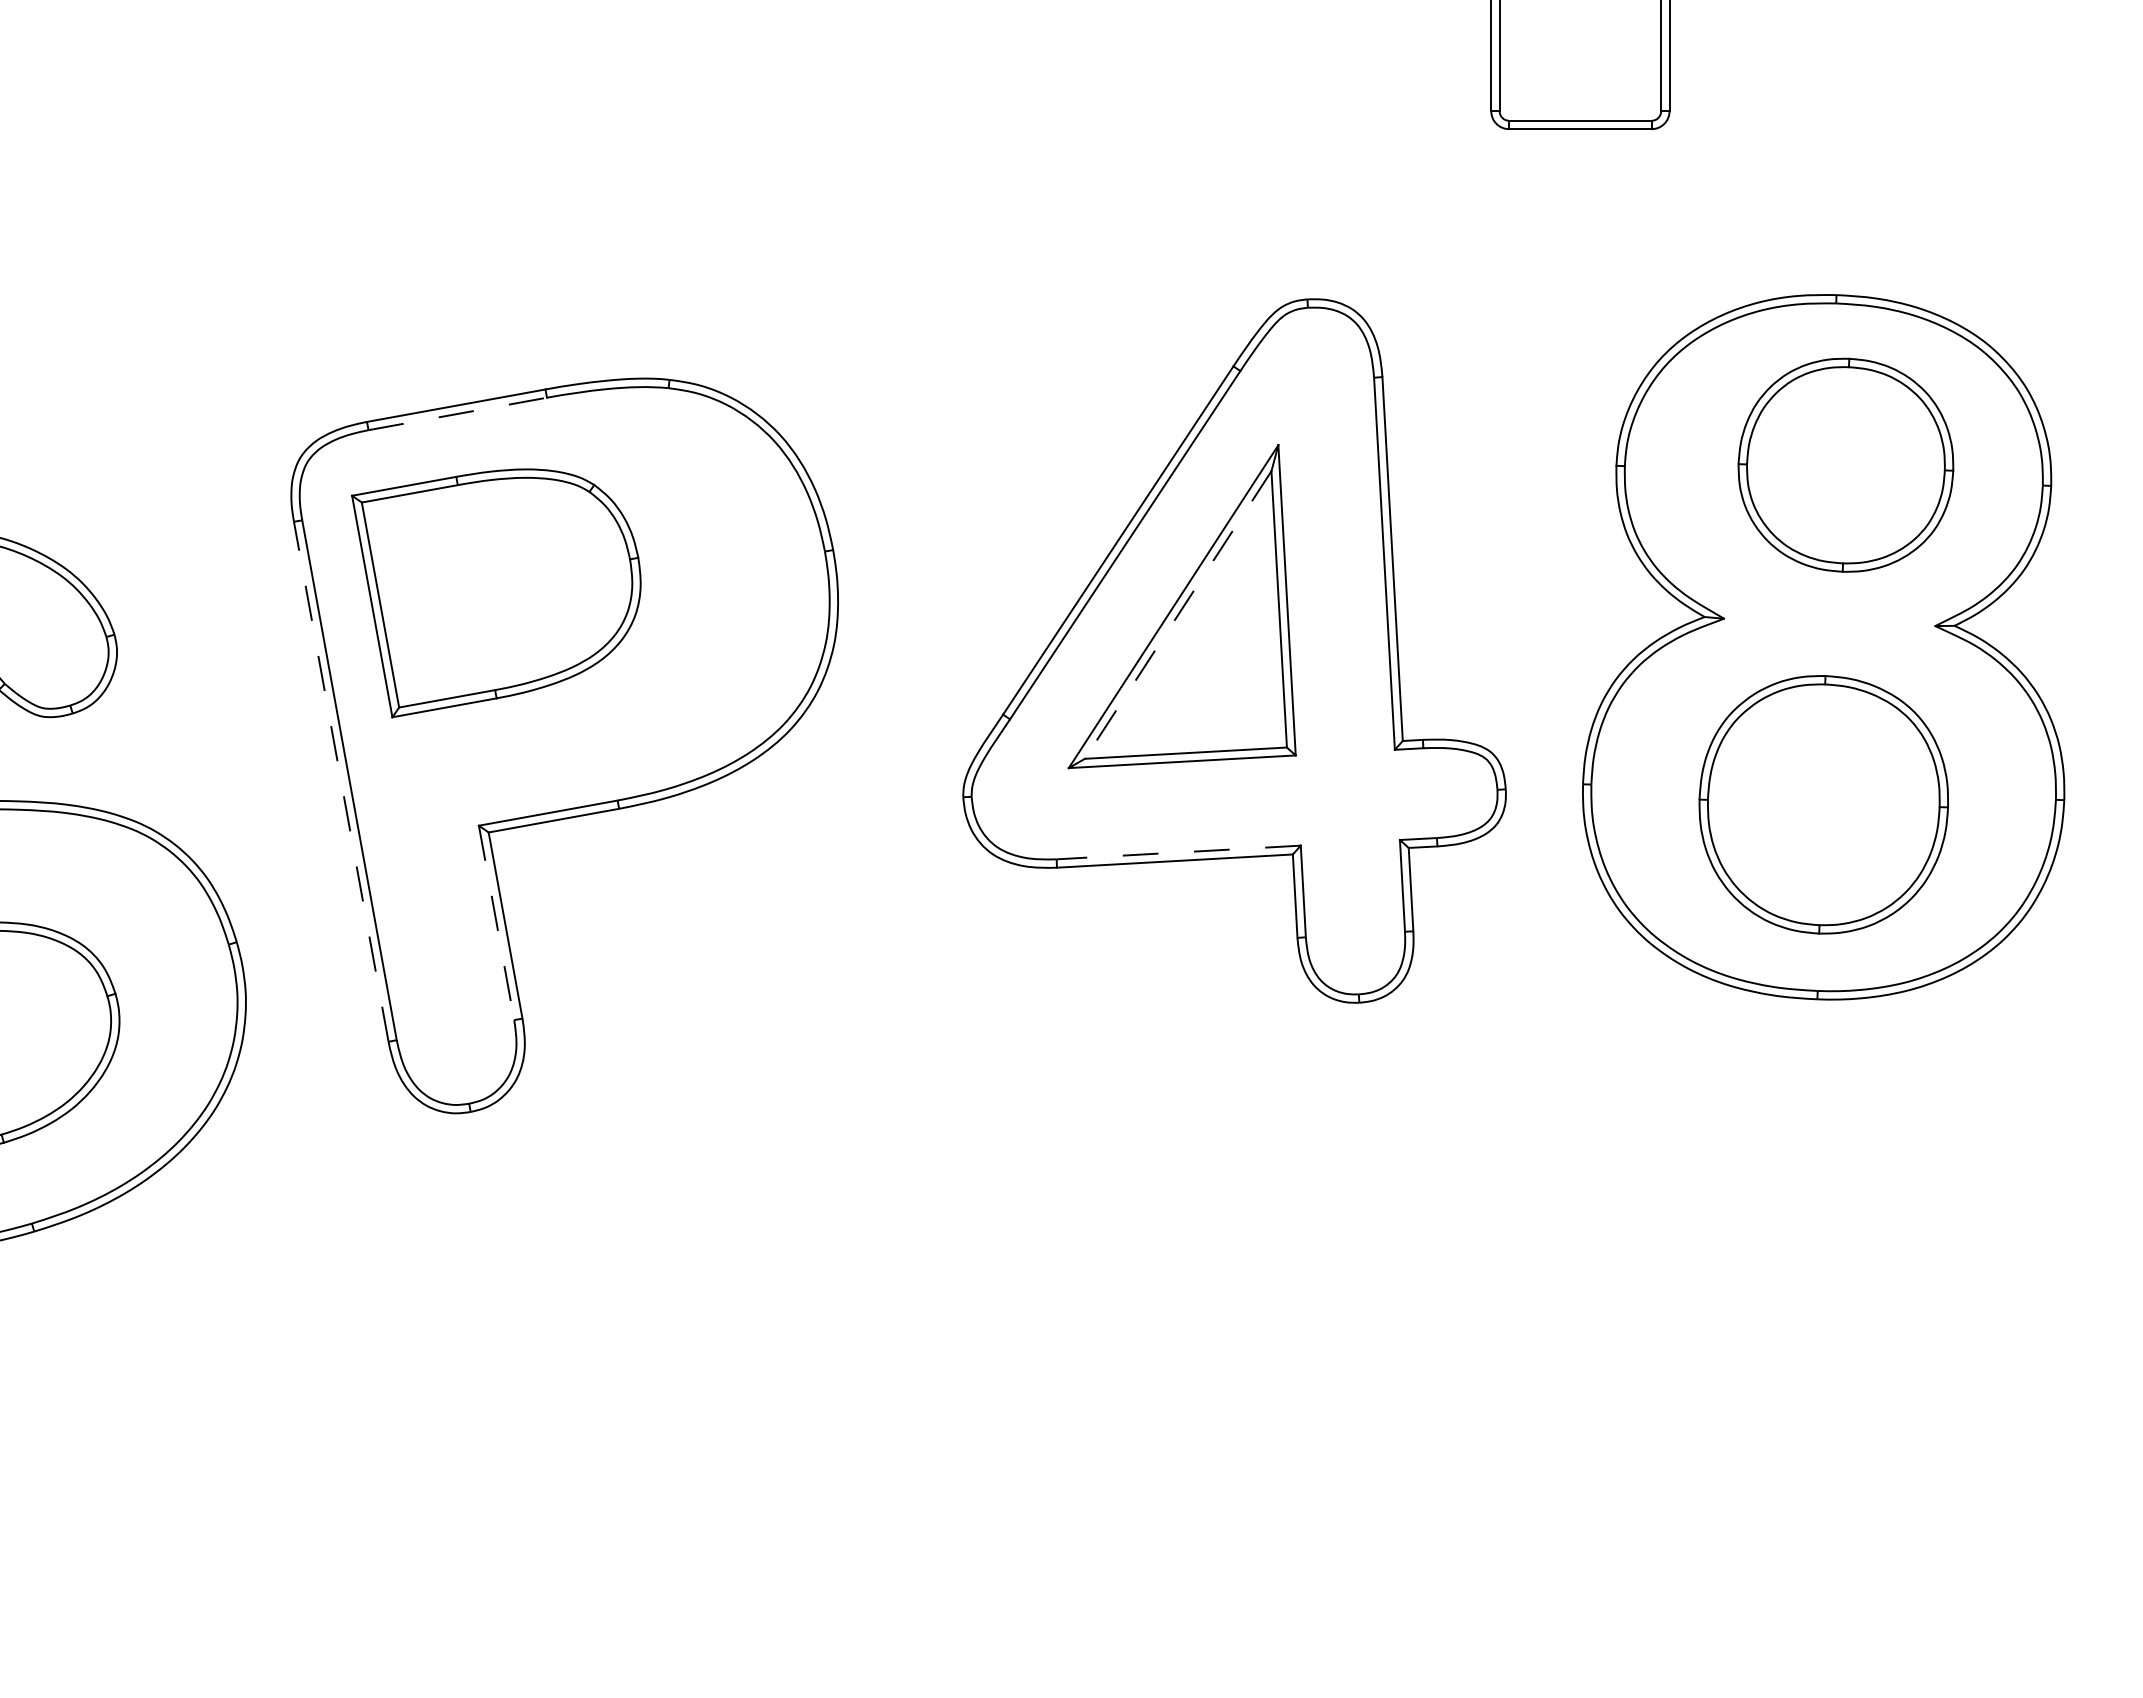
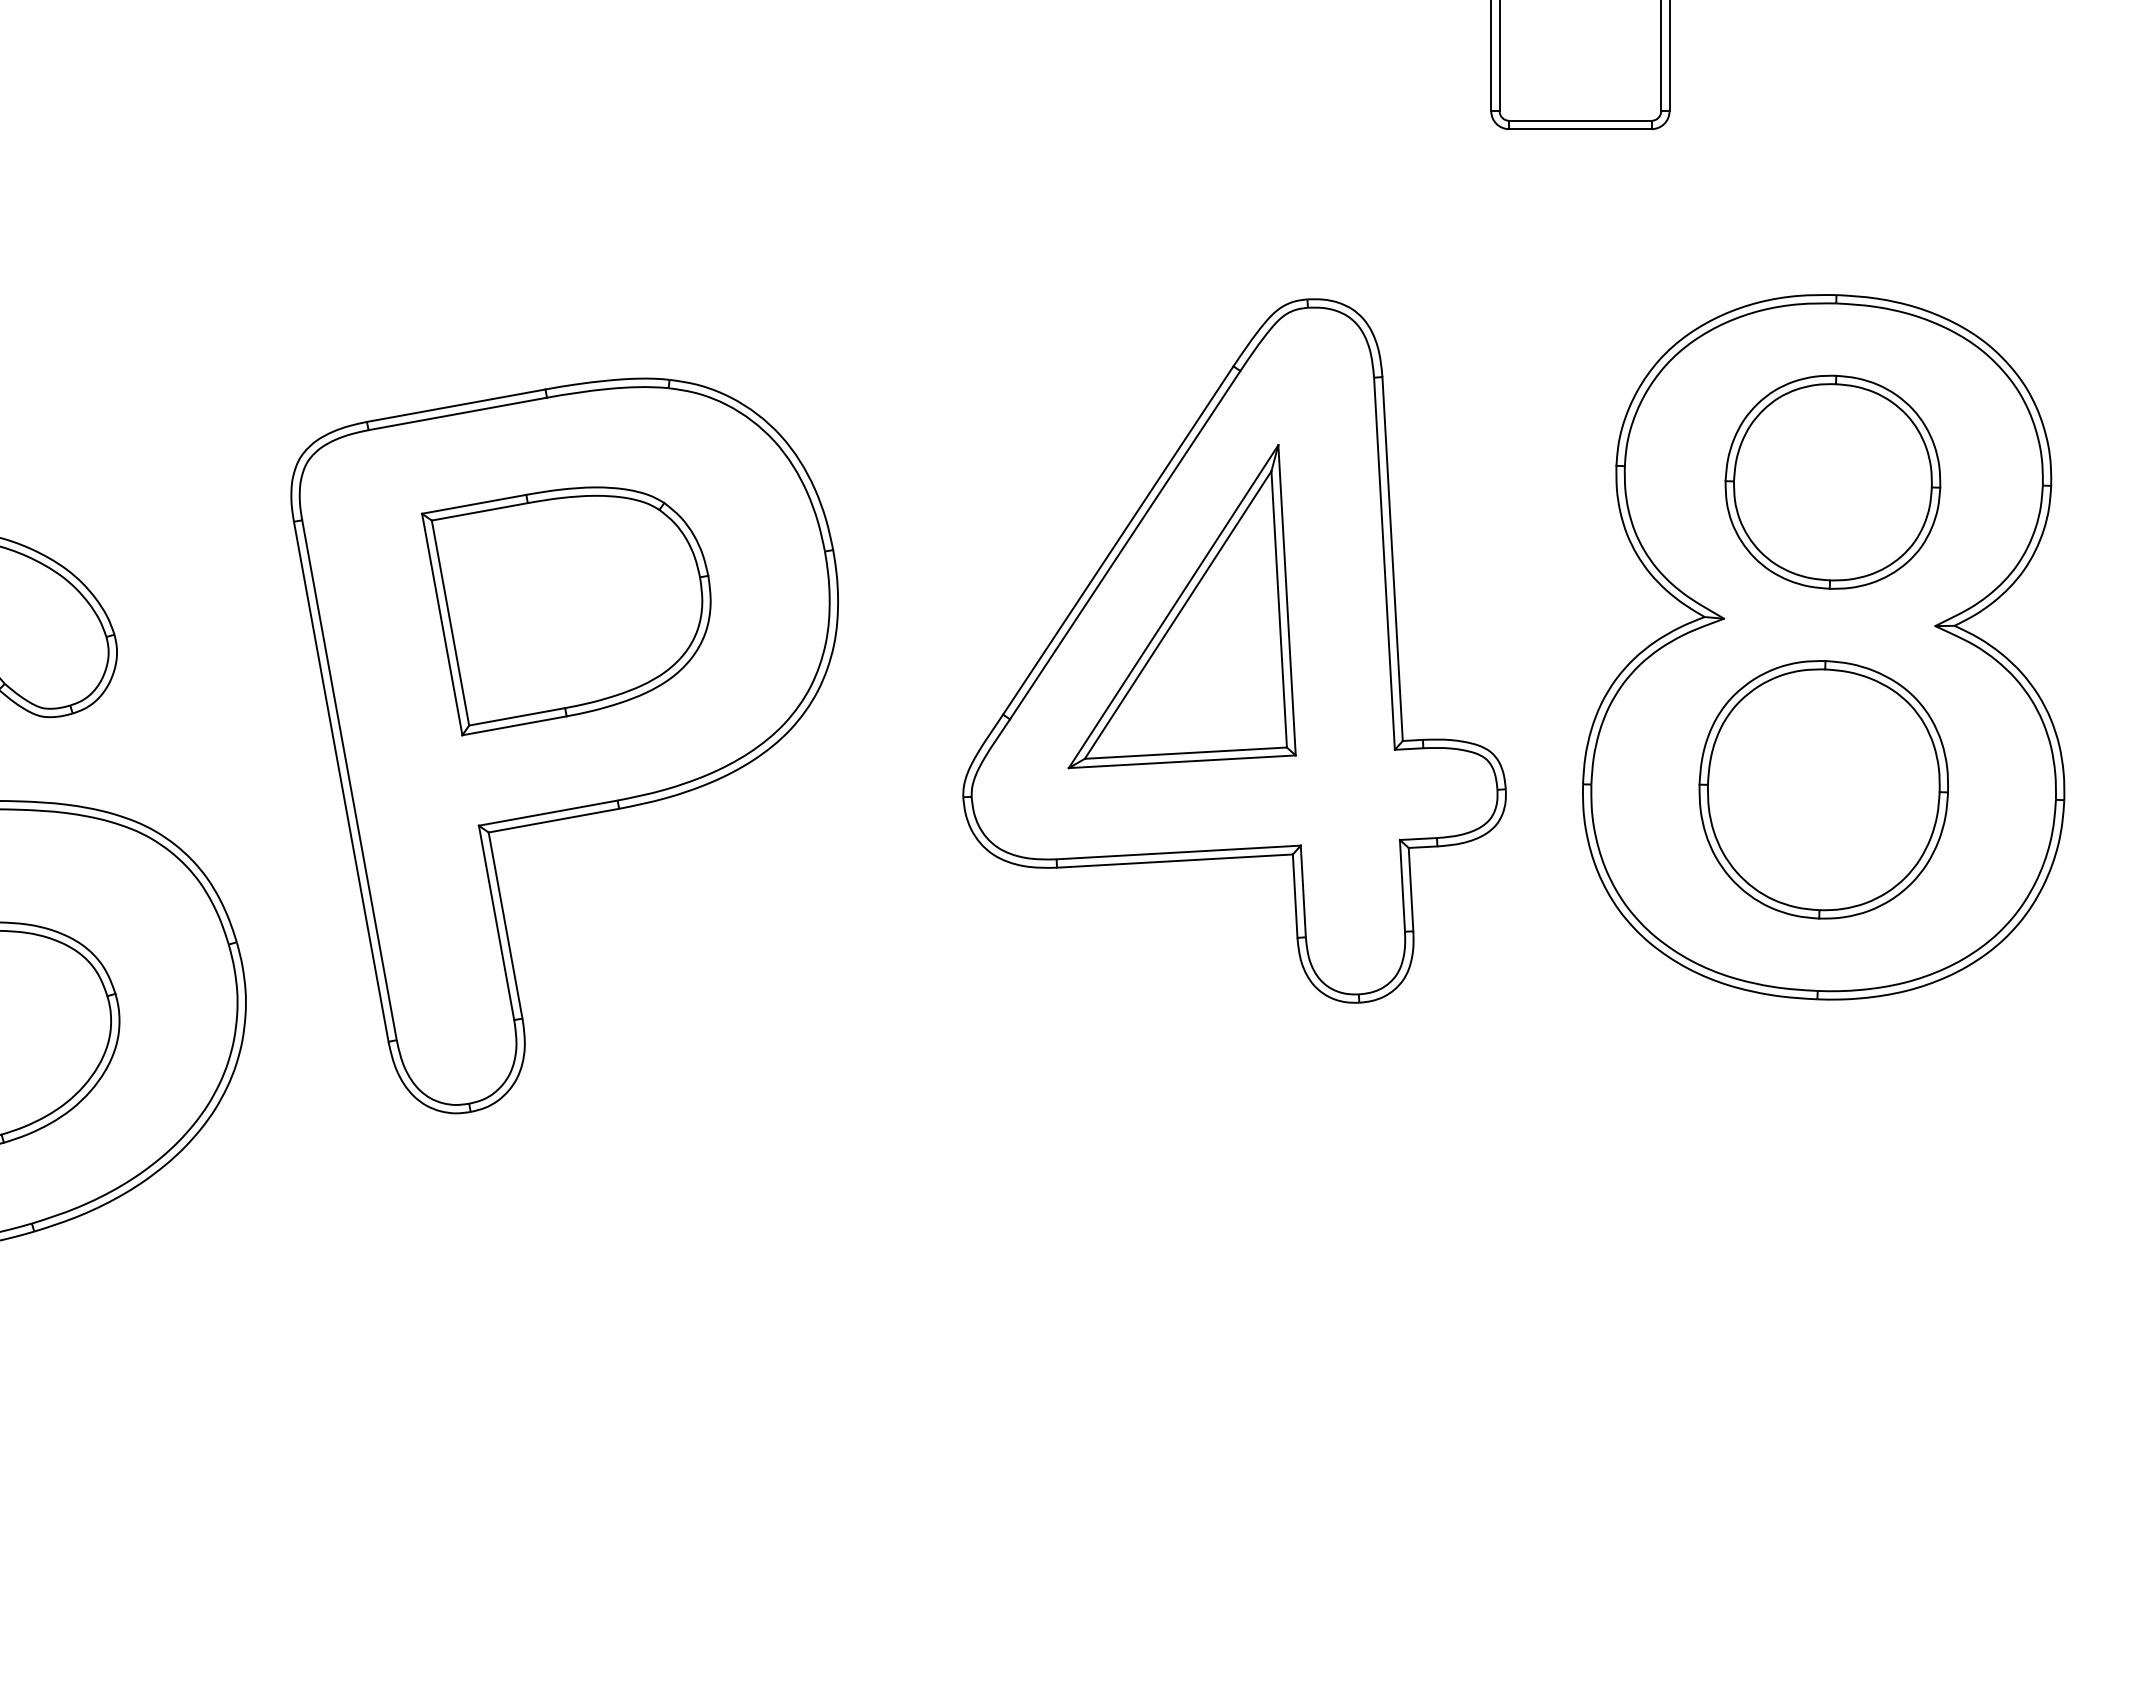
line: dashed -> solid (457, 413)
part position: (1845, 464) -> (1832, 481) (1832, 481)
part position: (496, 593) -> (566, 611) (566, 611)
line: dashed -> solid (1177, 615)
line: dashed -> solid (341, 781)
part position: (1823, 804) -> (1823, 789) (1823, 789)
line: dashed -> solid (1178, 852)
line: dashed -> solid (496, 922)
